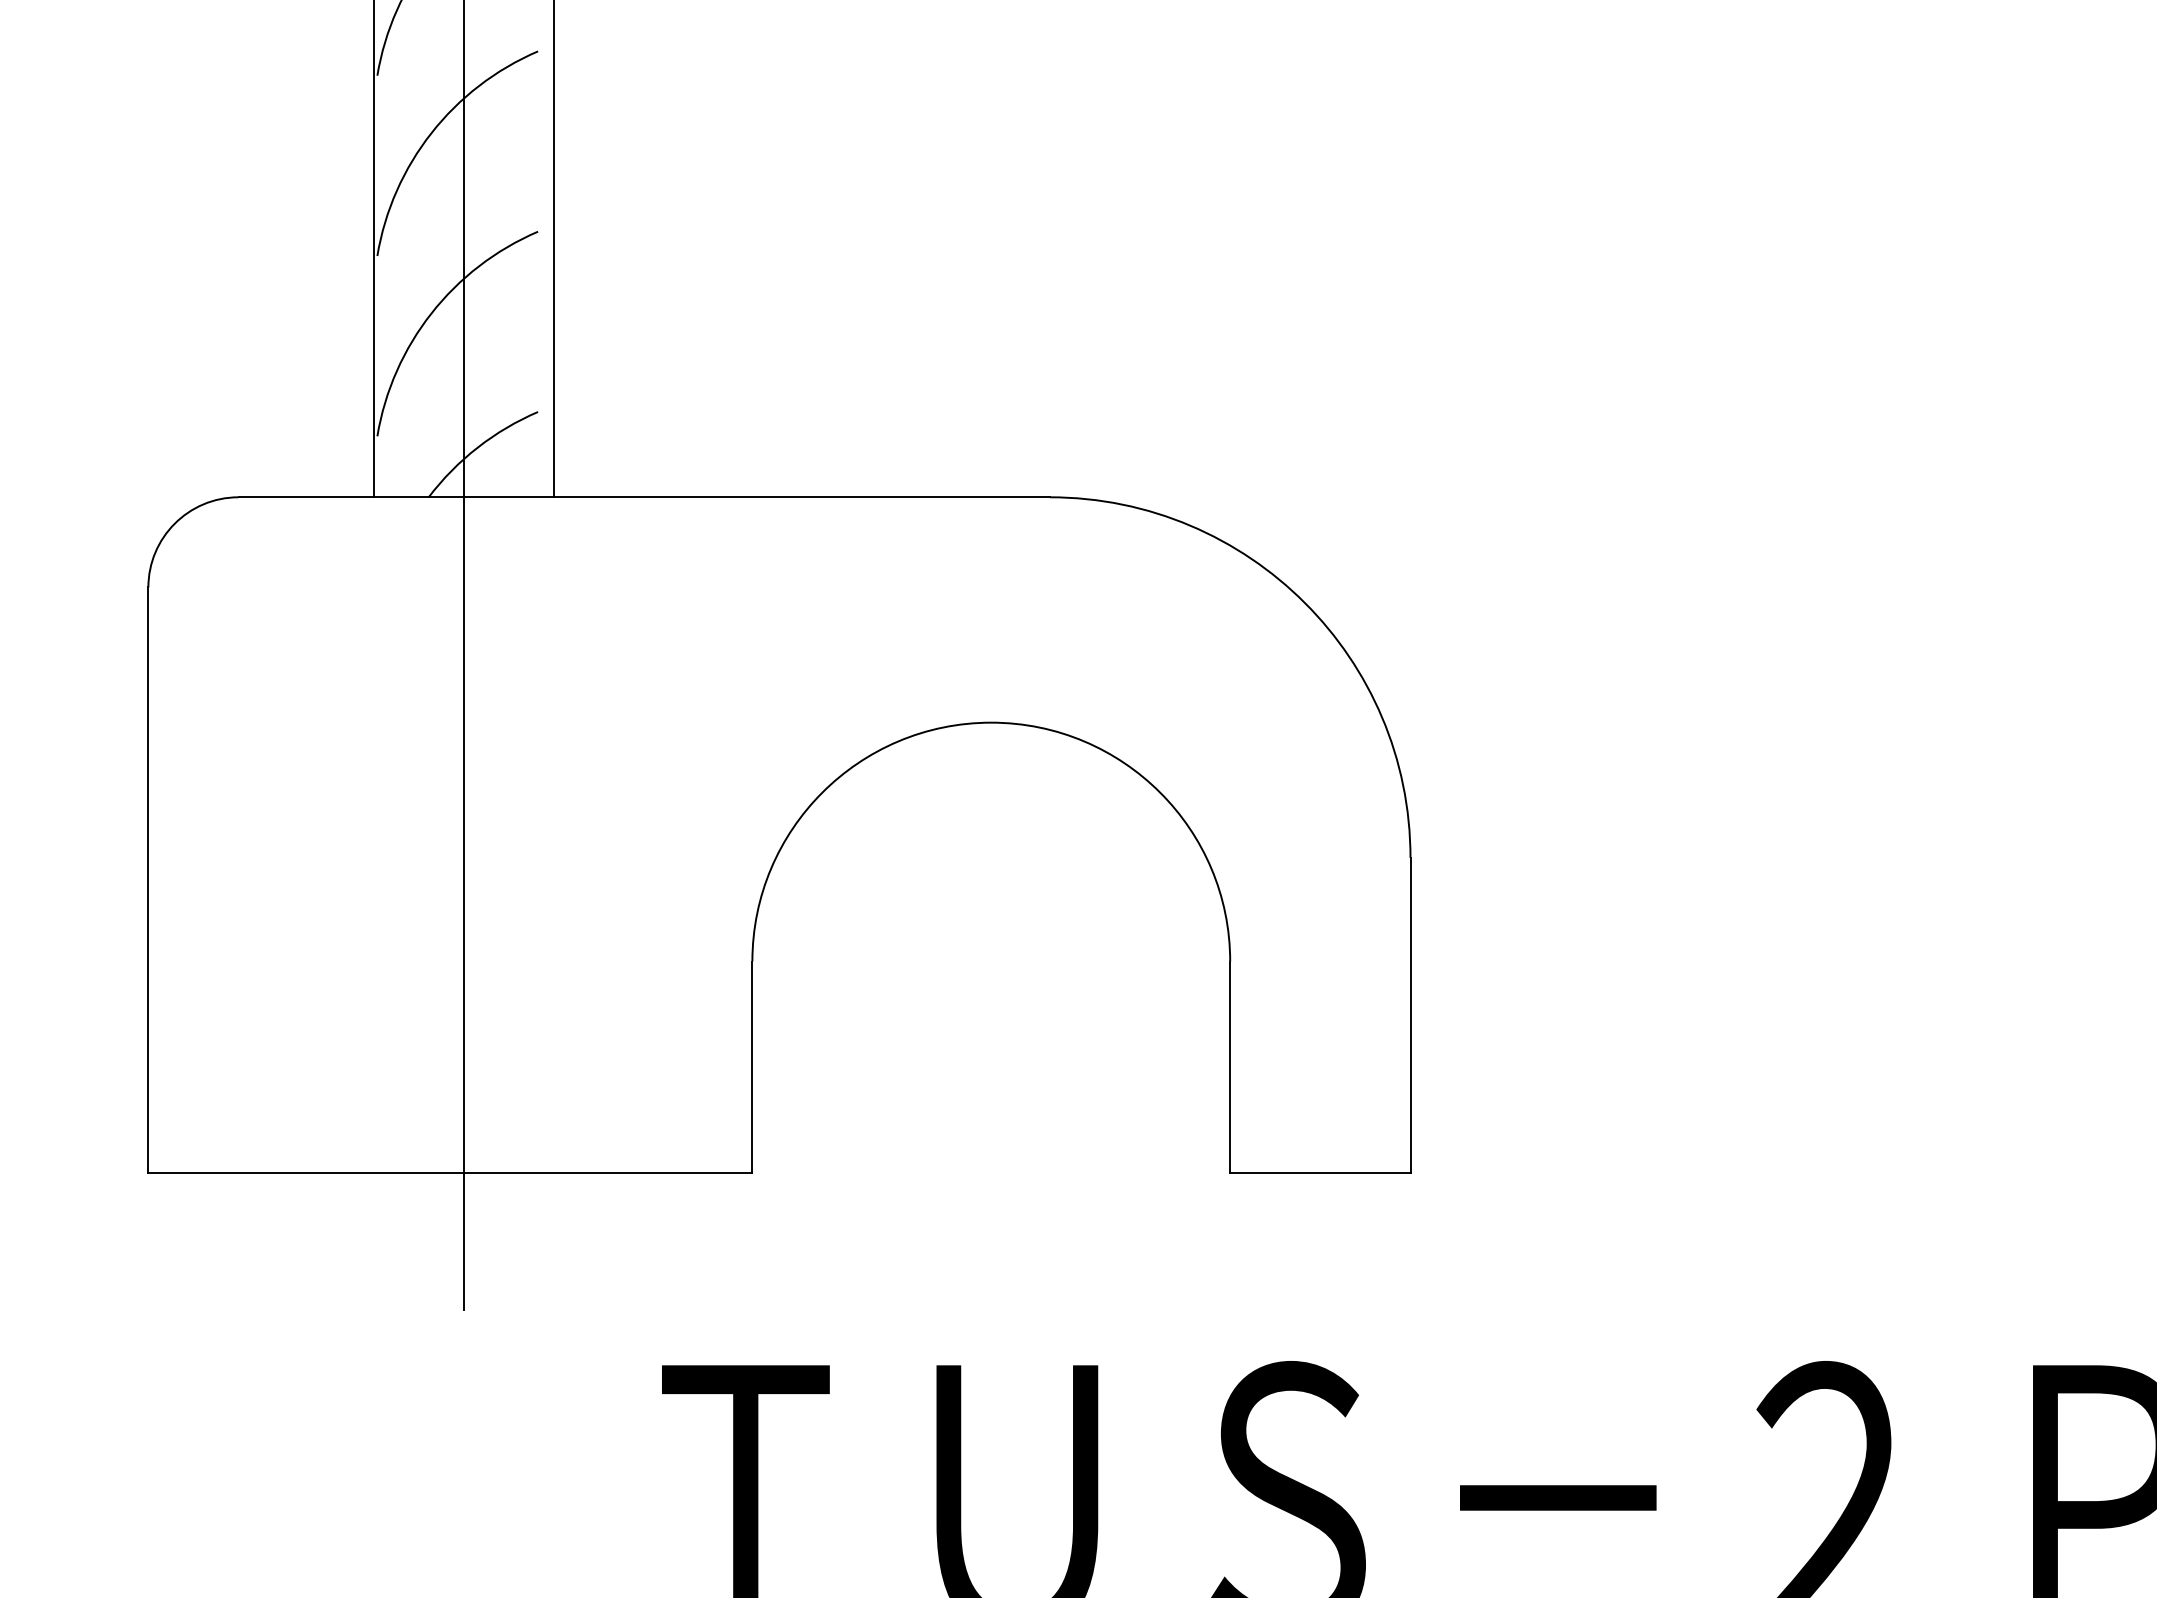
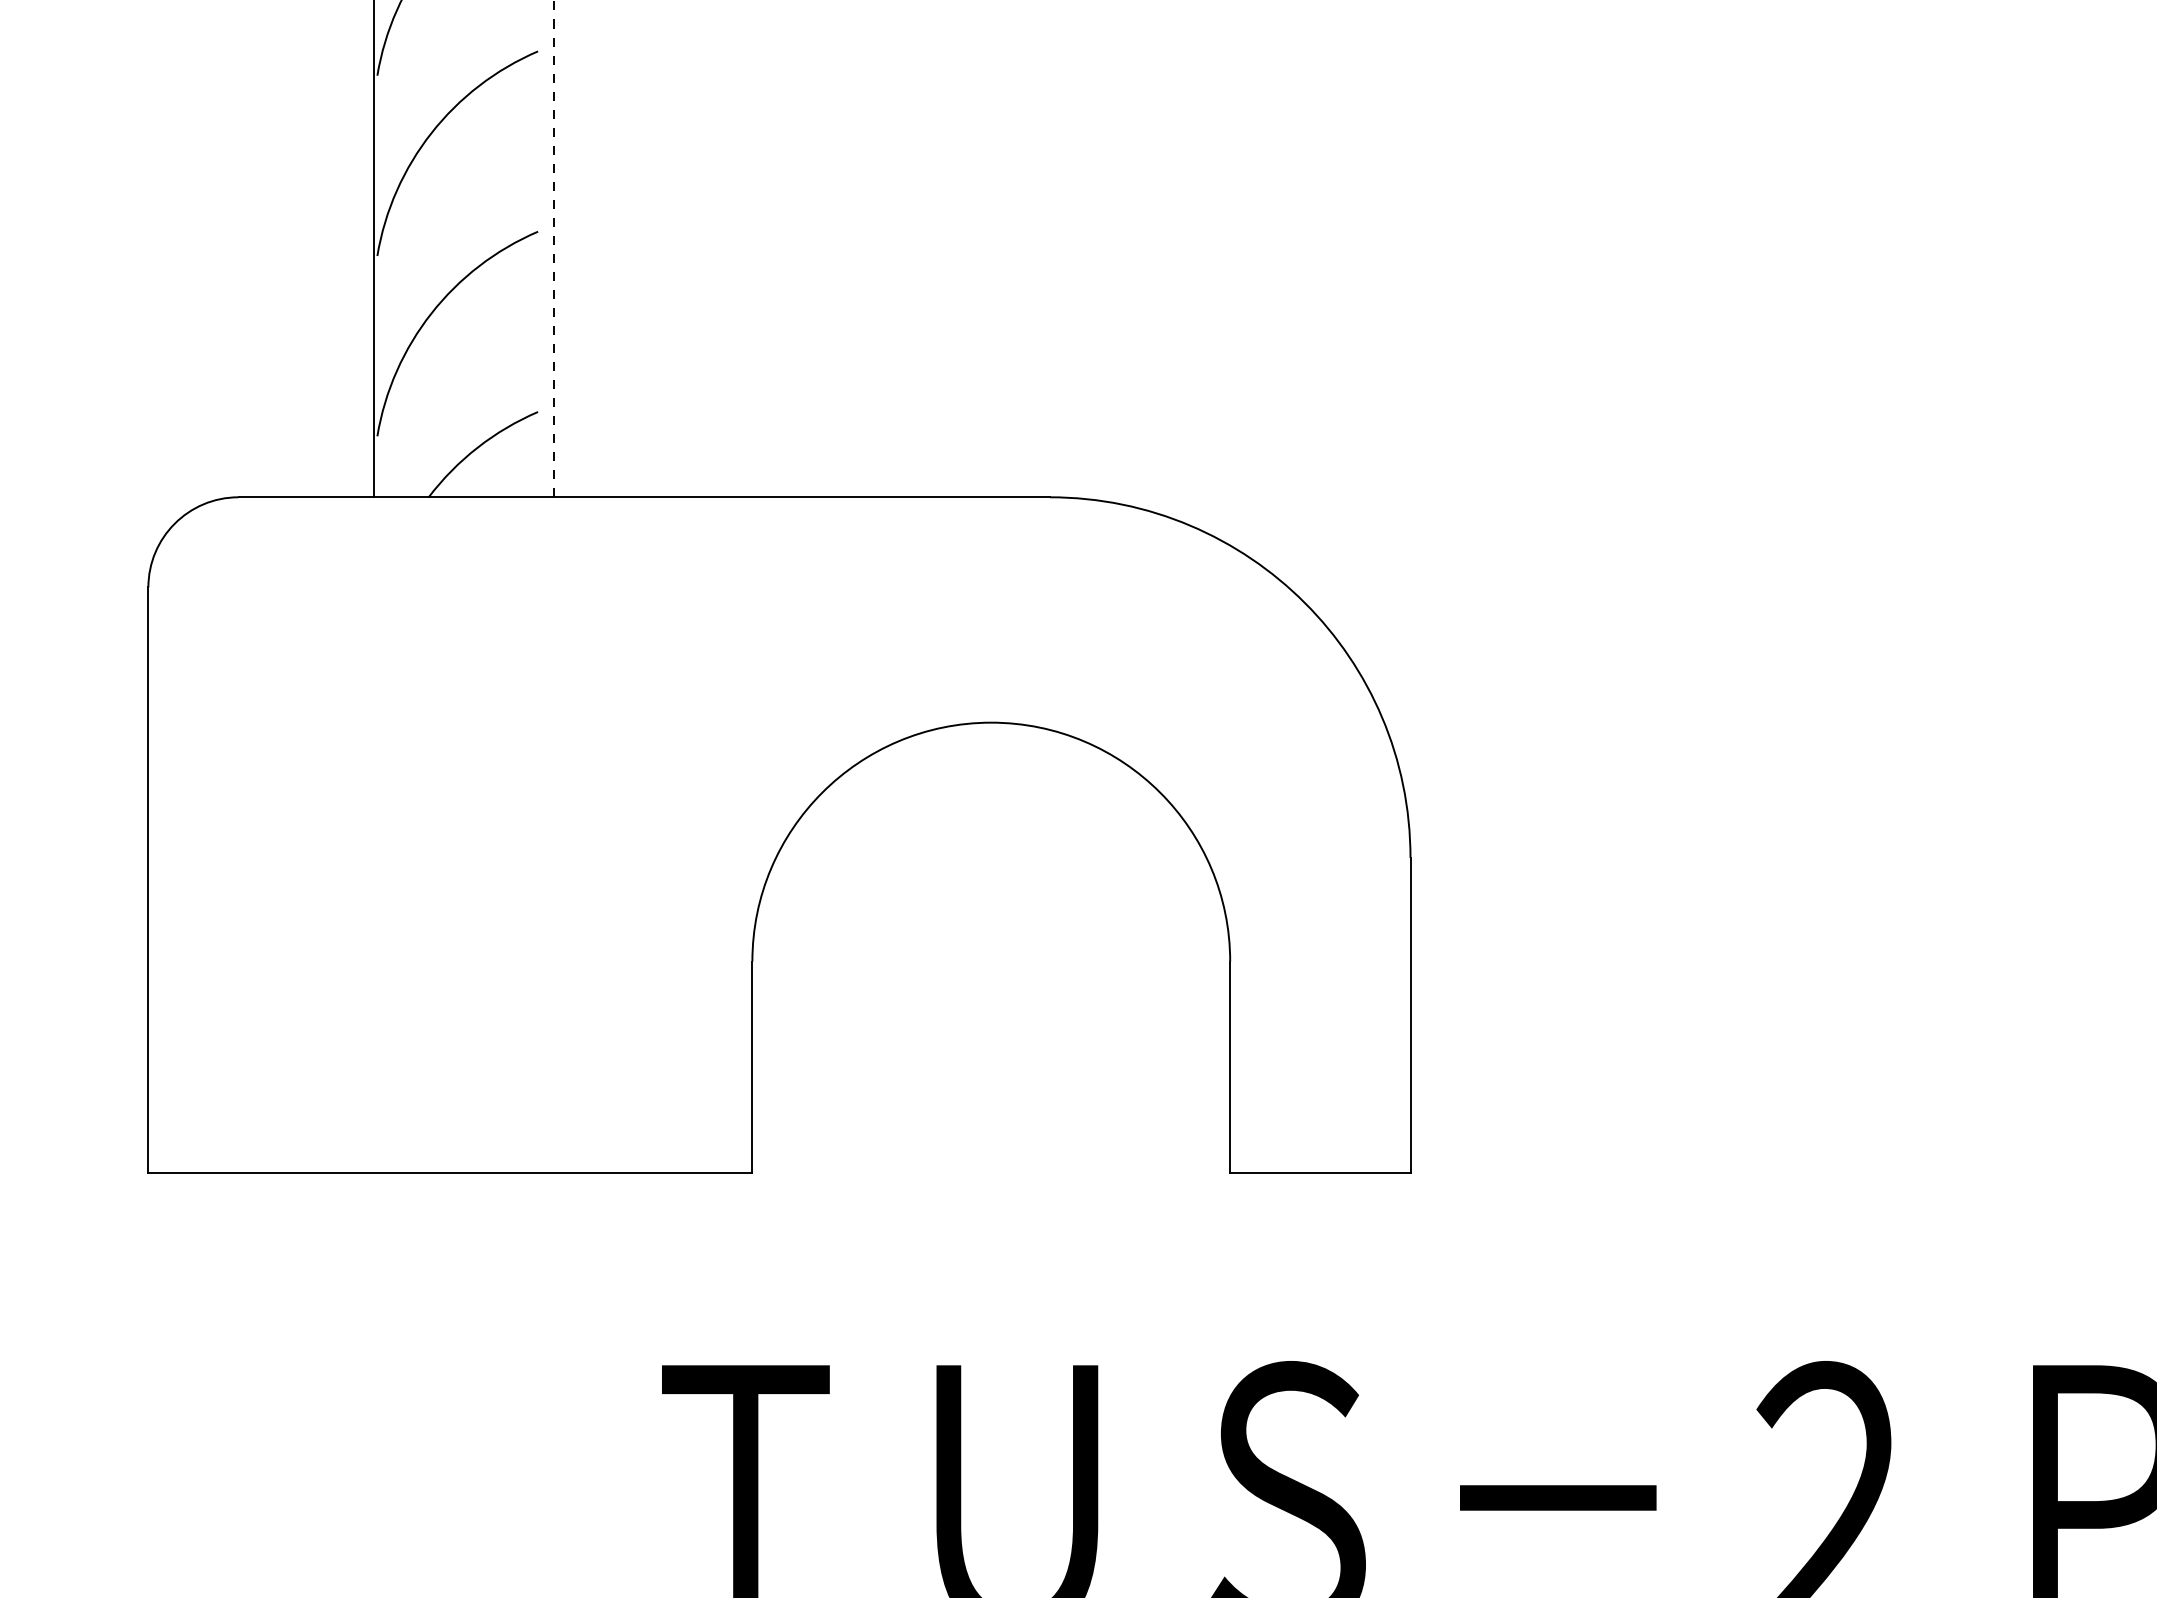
line: solid -> dashed (554, 248)
line: present -> none (463, 656)
